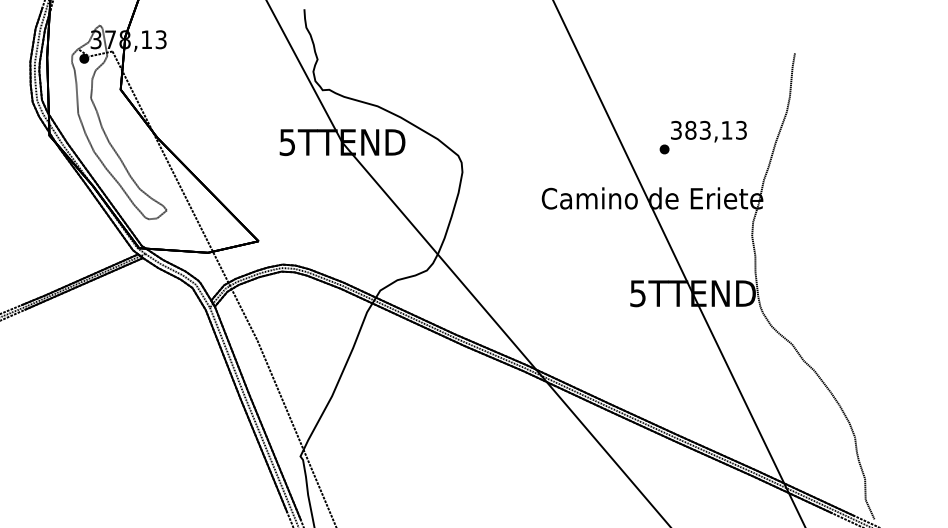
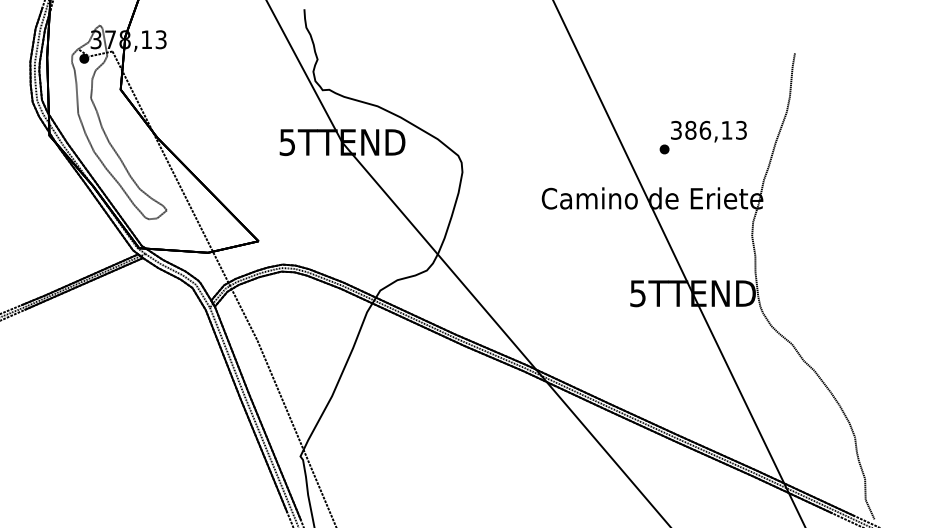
text: 383,13 -> 386,13 (705, 129)
